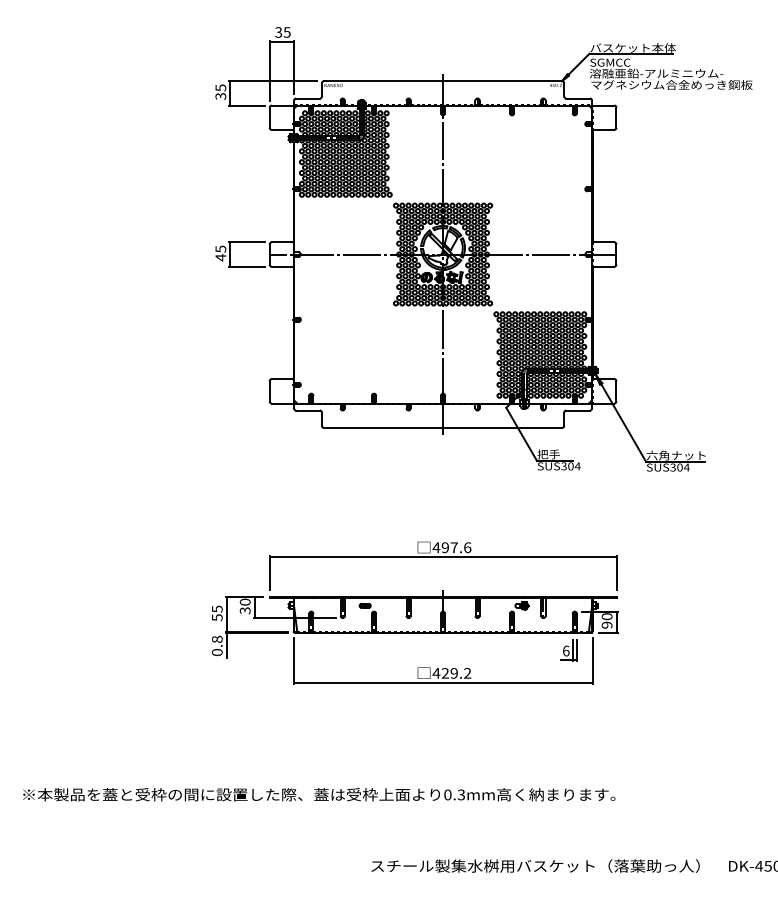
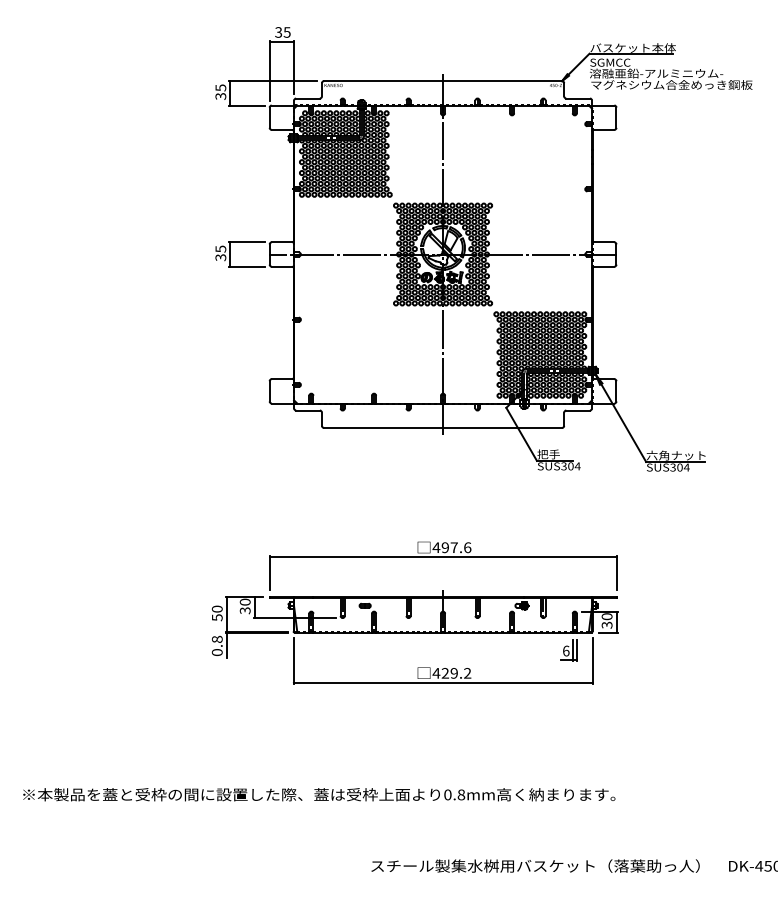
text: 45 -> 35 (220, 257)
text: 55 -> 50 (216, 608)
text: 90 -> 30 (607, 624)
text: 0.3mm -> 0.8mm (461, 794)
